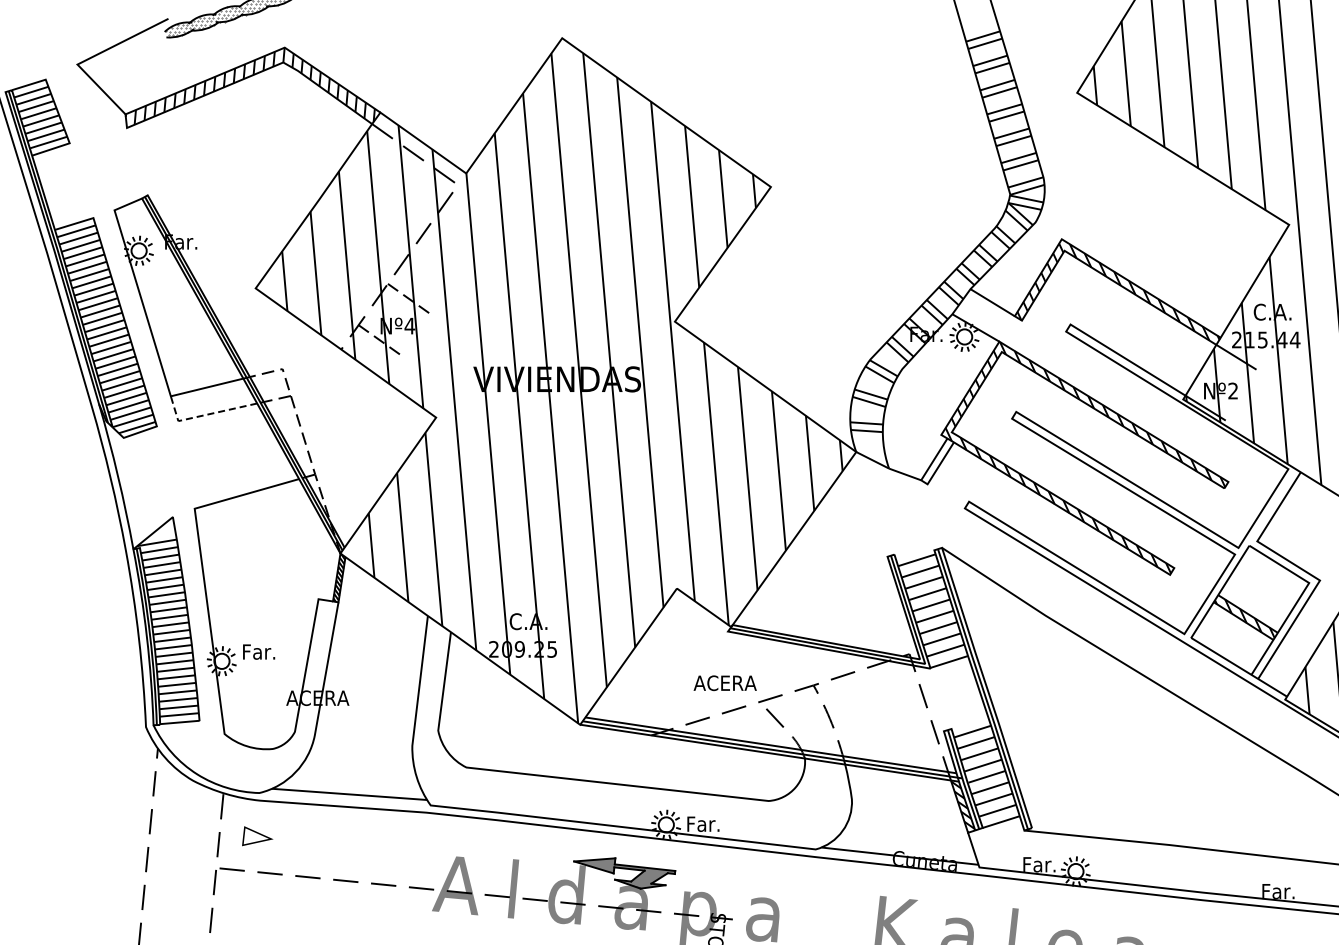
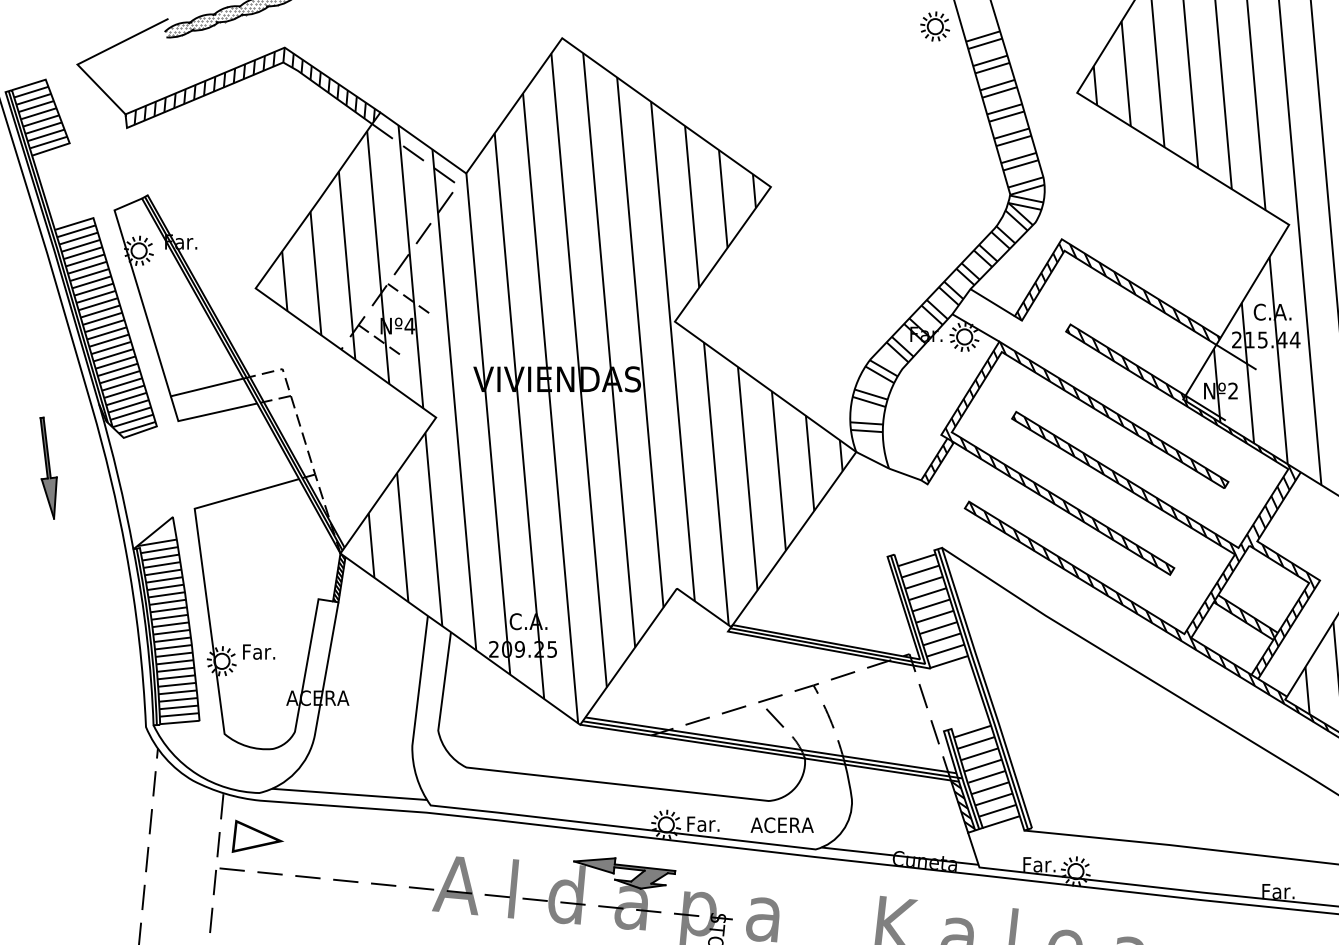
part: none -> present (935, 26)
line: dashed -> solid (204, 415)
hatch: none -> present (939, 461)
part: none -> present (48, 467)
hatch: none -> present (1148, 530)
text position: (724, 683) -> (781, 825) (781, 825)
part size: 32x21 px -> 53x34 px (257, 835)
